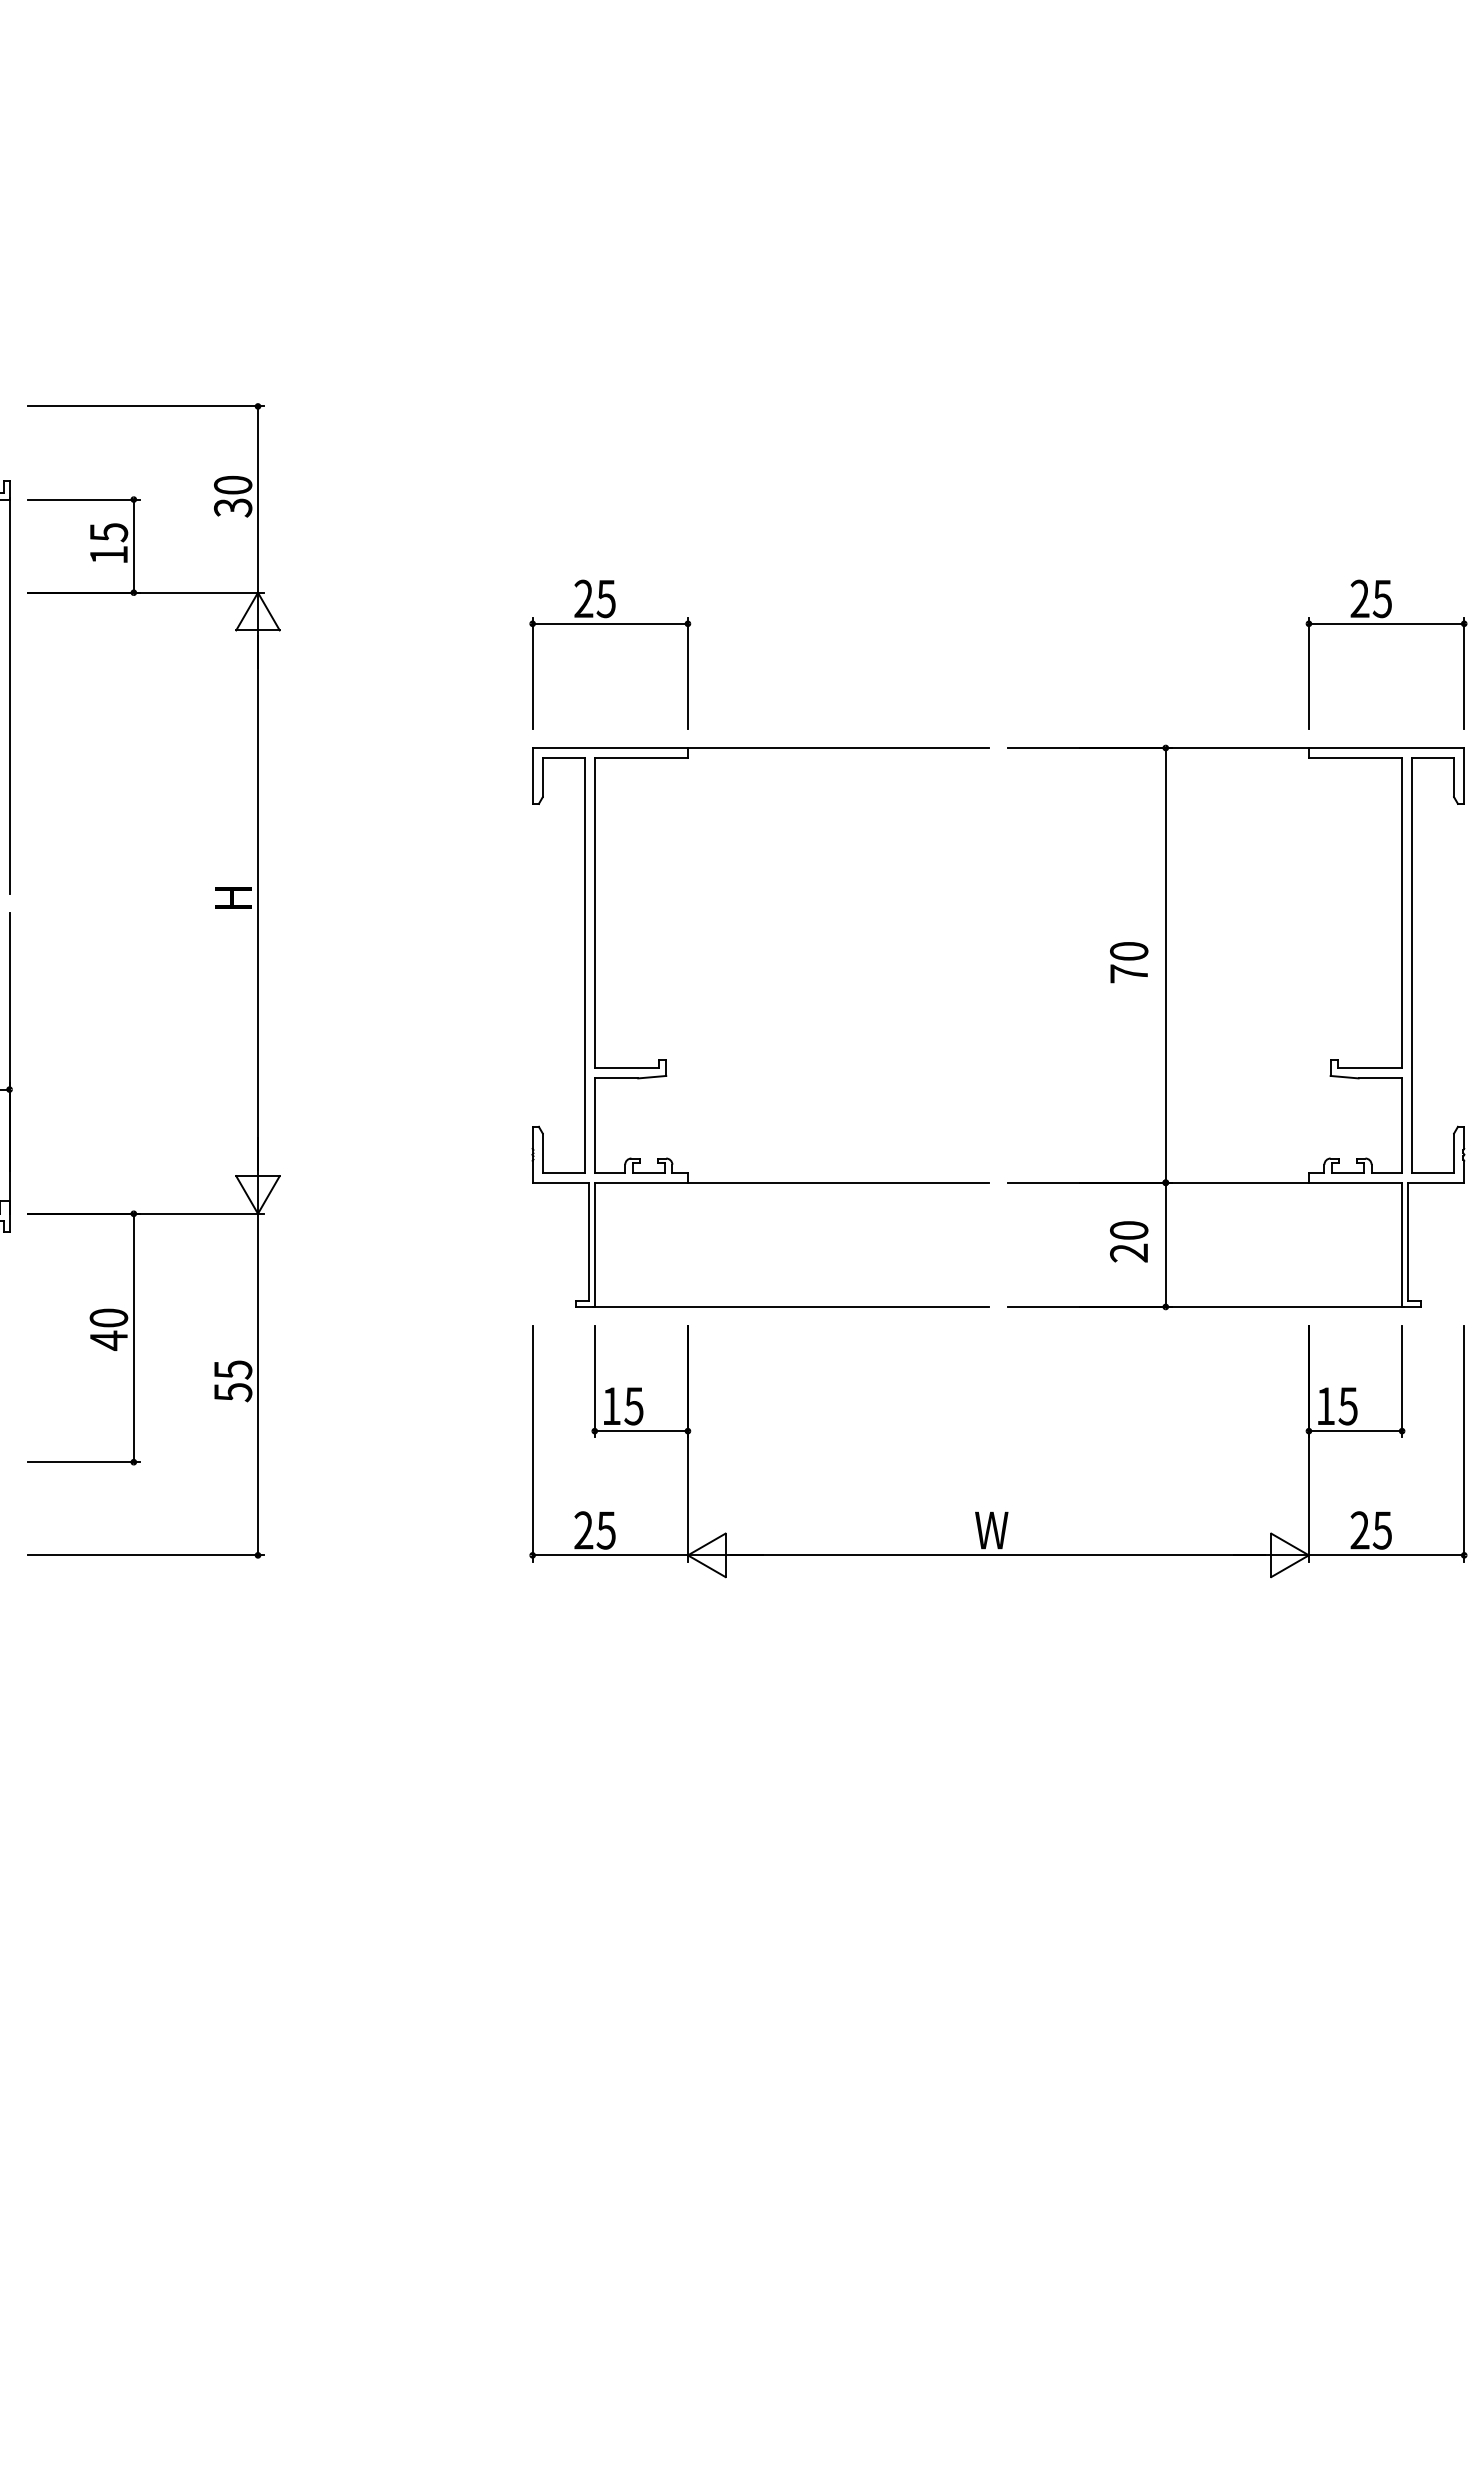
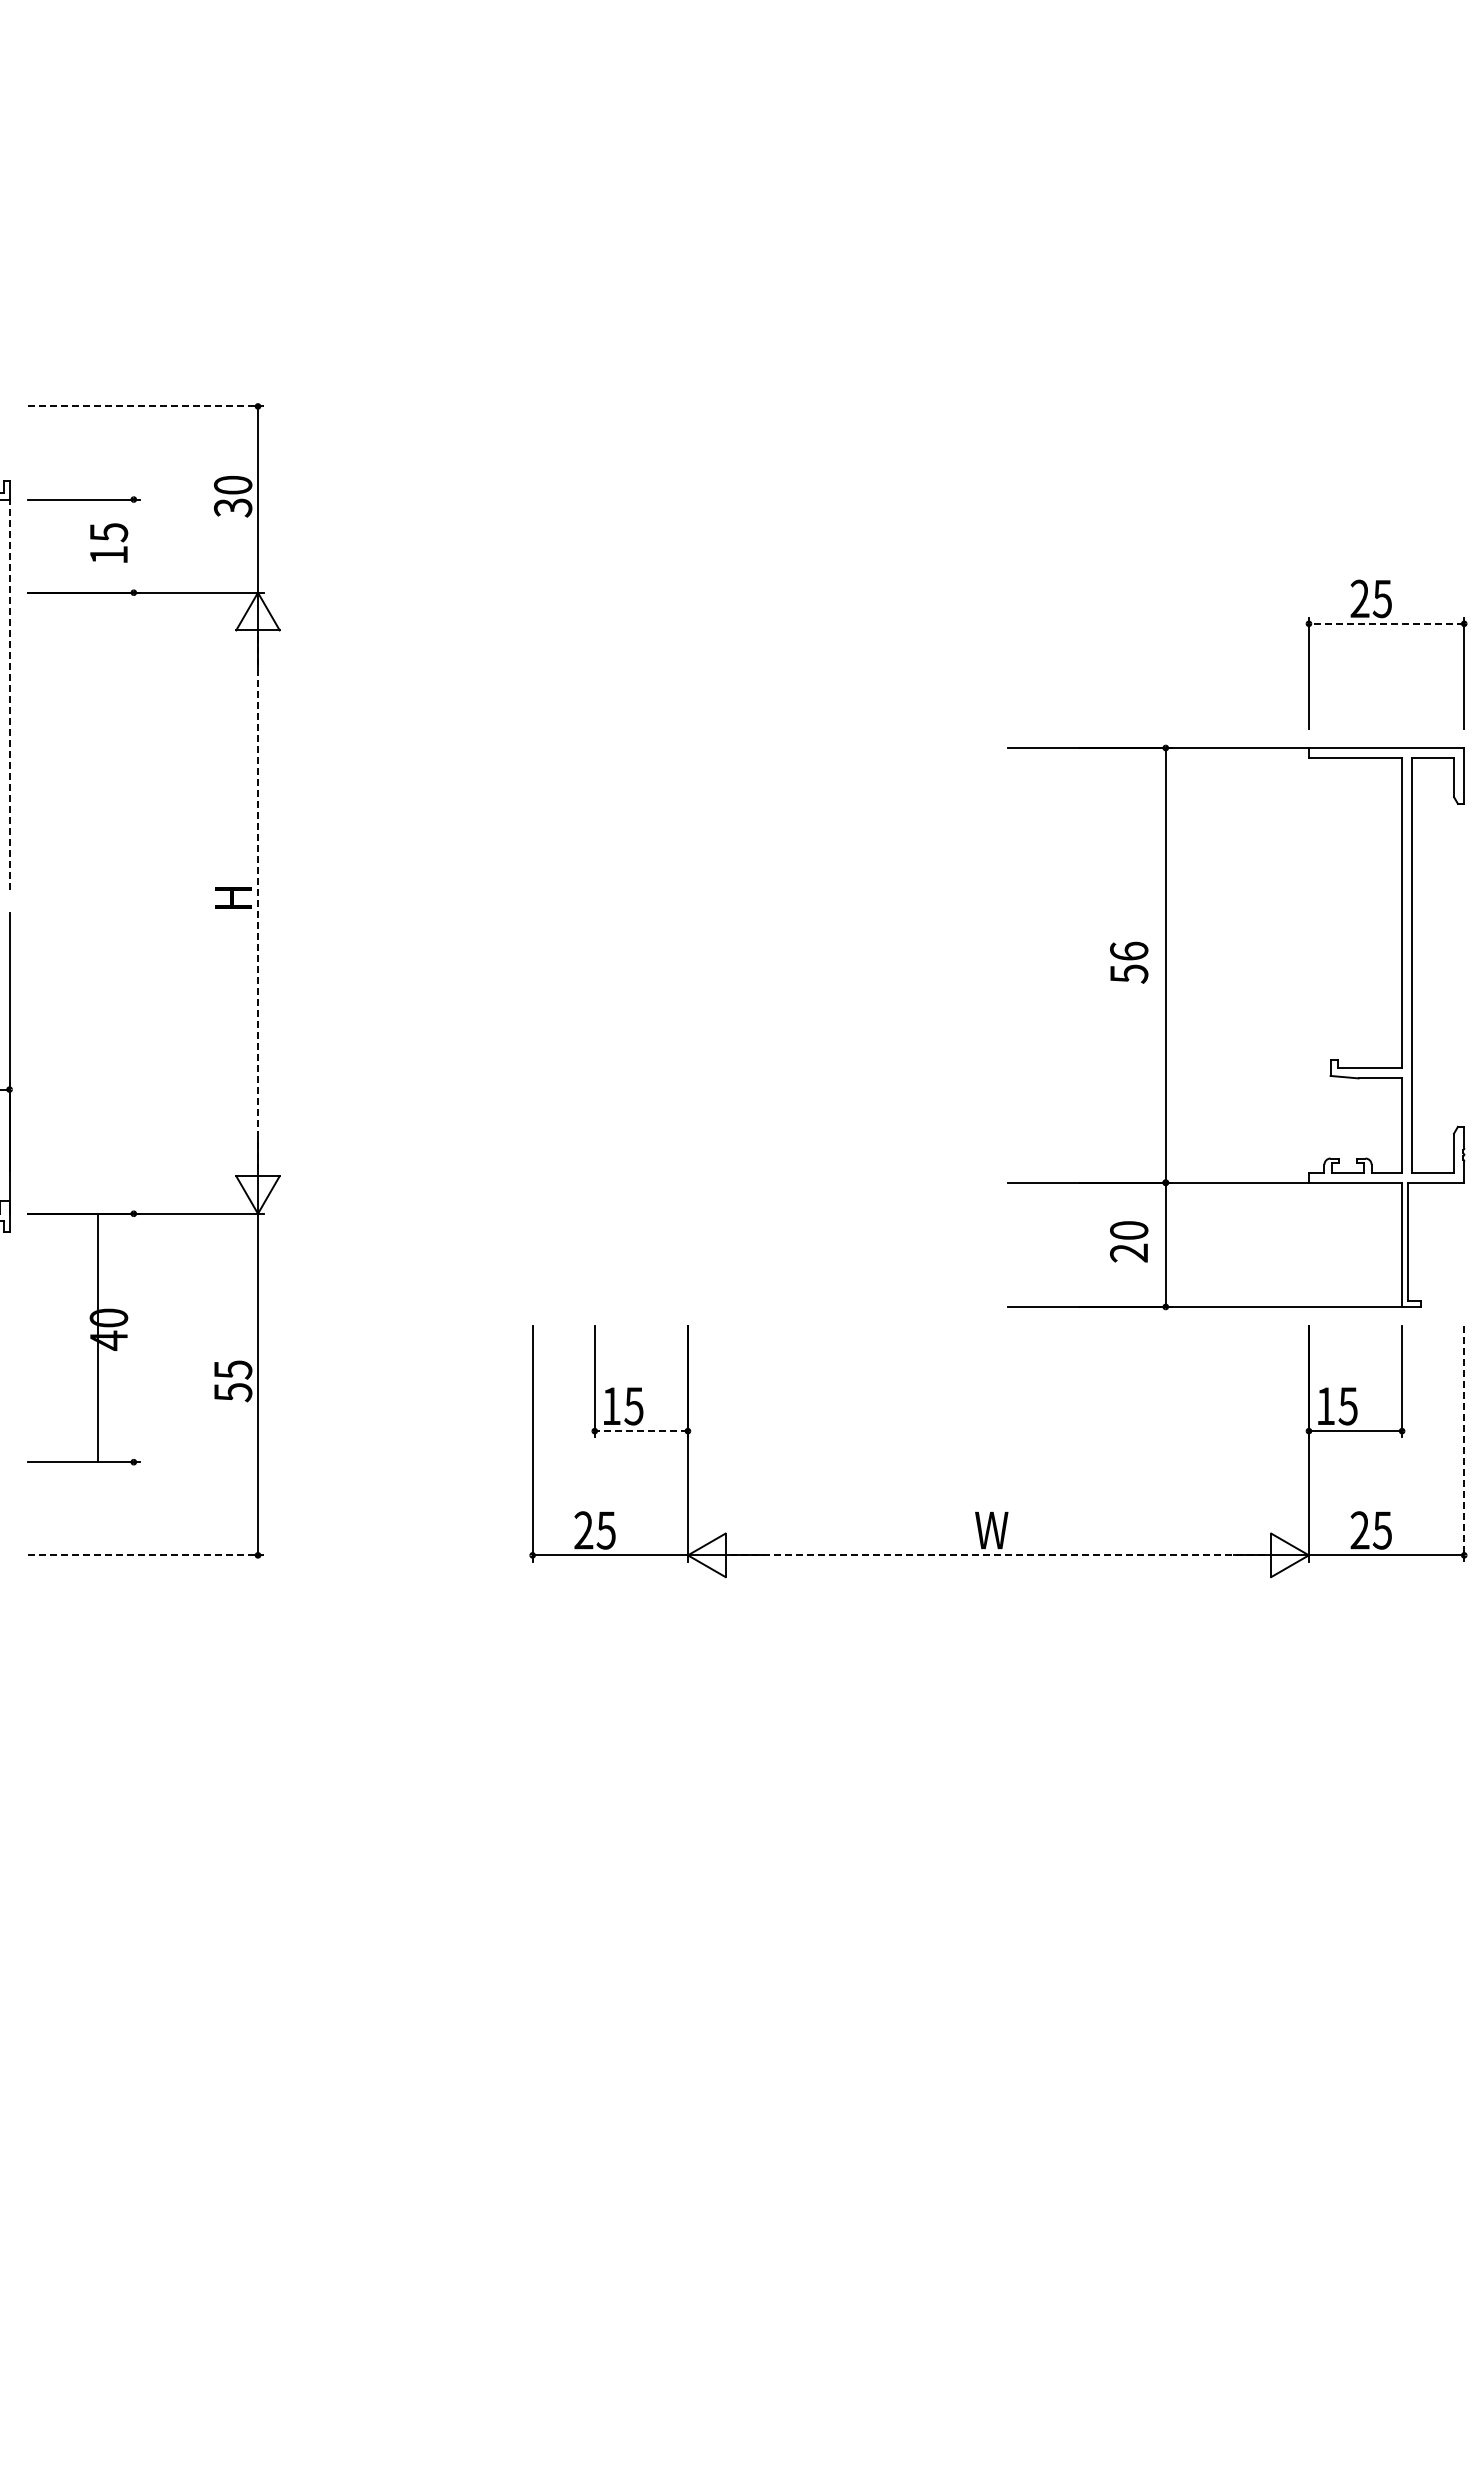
line: solid -> dashed (146, 406)
line: present -> none (133, 545)
line: solid -> dashed (1386, 623)
part: present -> none (610, 624)
line: solid -> dashed (9, 696)
line: solid -> dashed (258, 903)
text: 70 -> 56 (1129, 962)
part: present -> none (666, 1059)
line position: (133, 1337) -> (97, 1337) (97, 1337)
line: solid -> dashed (641, 1431)
line: solid -> dashed (1464, 1443)
line: solid -> dashed (146, 1555)
line: solid -> dashed (997, 1555)
